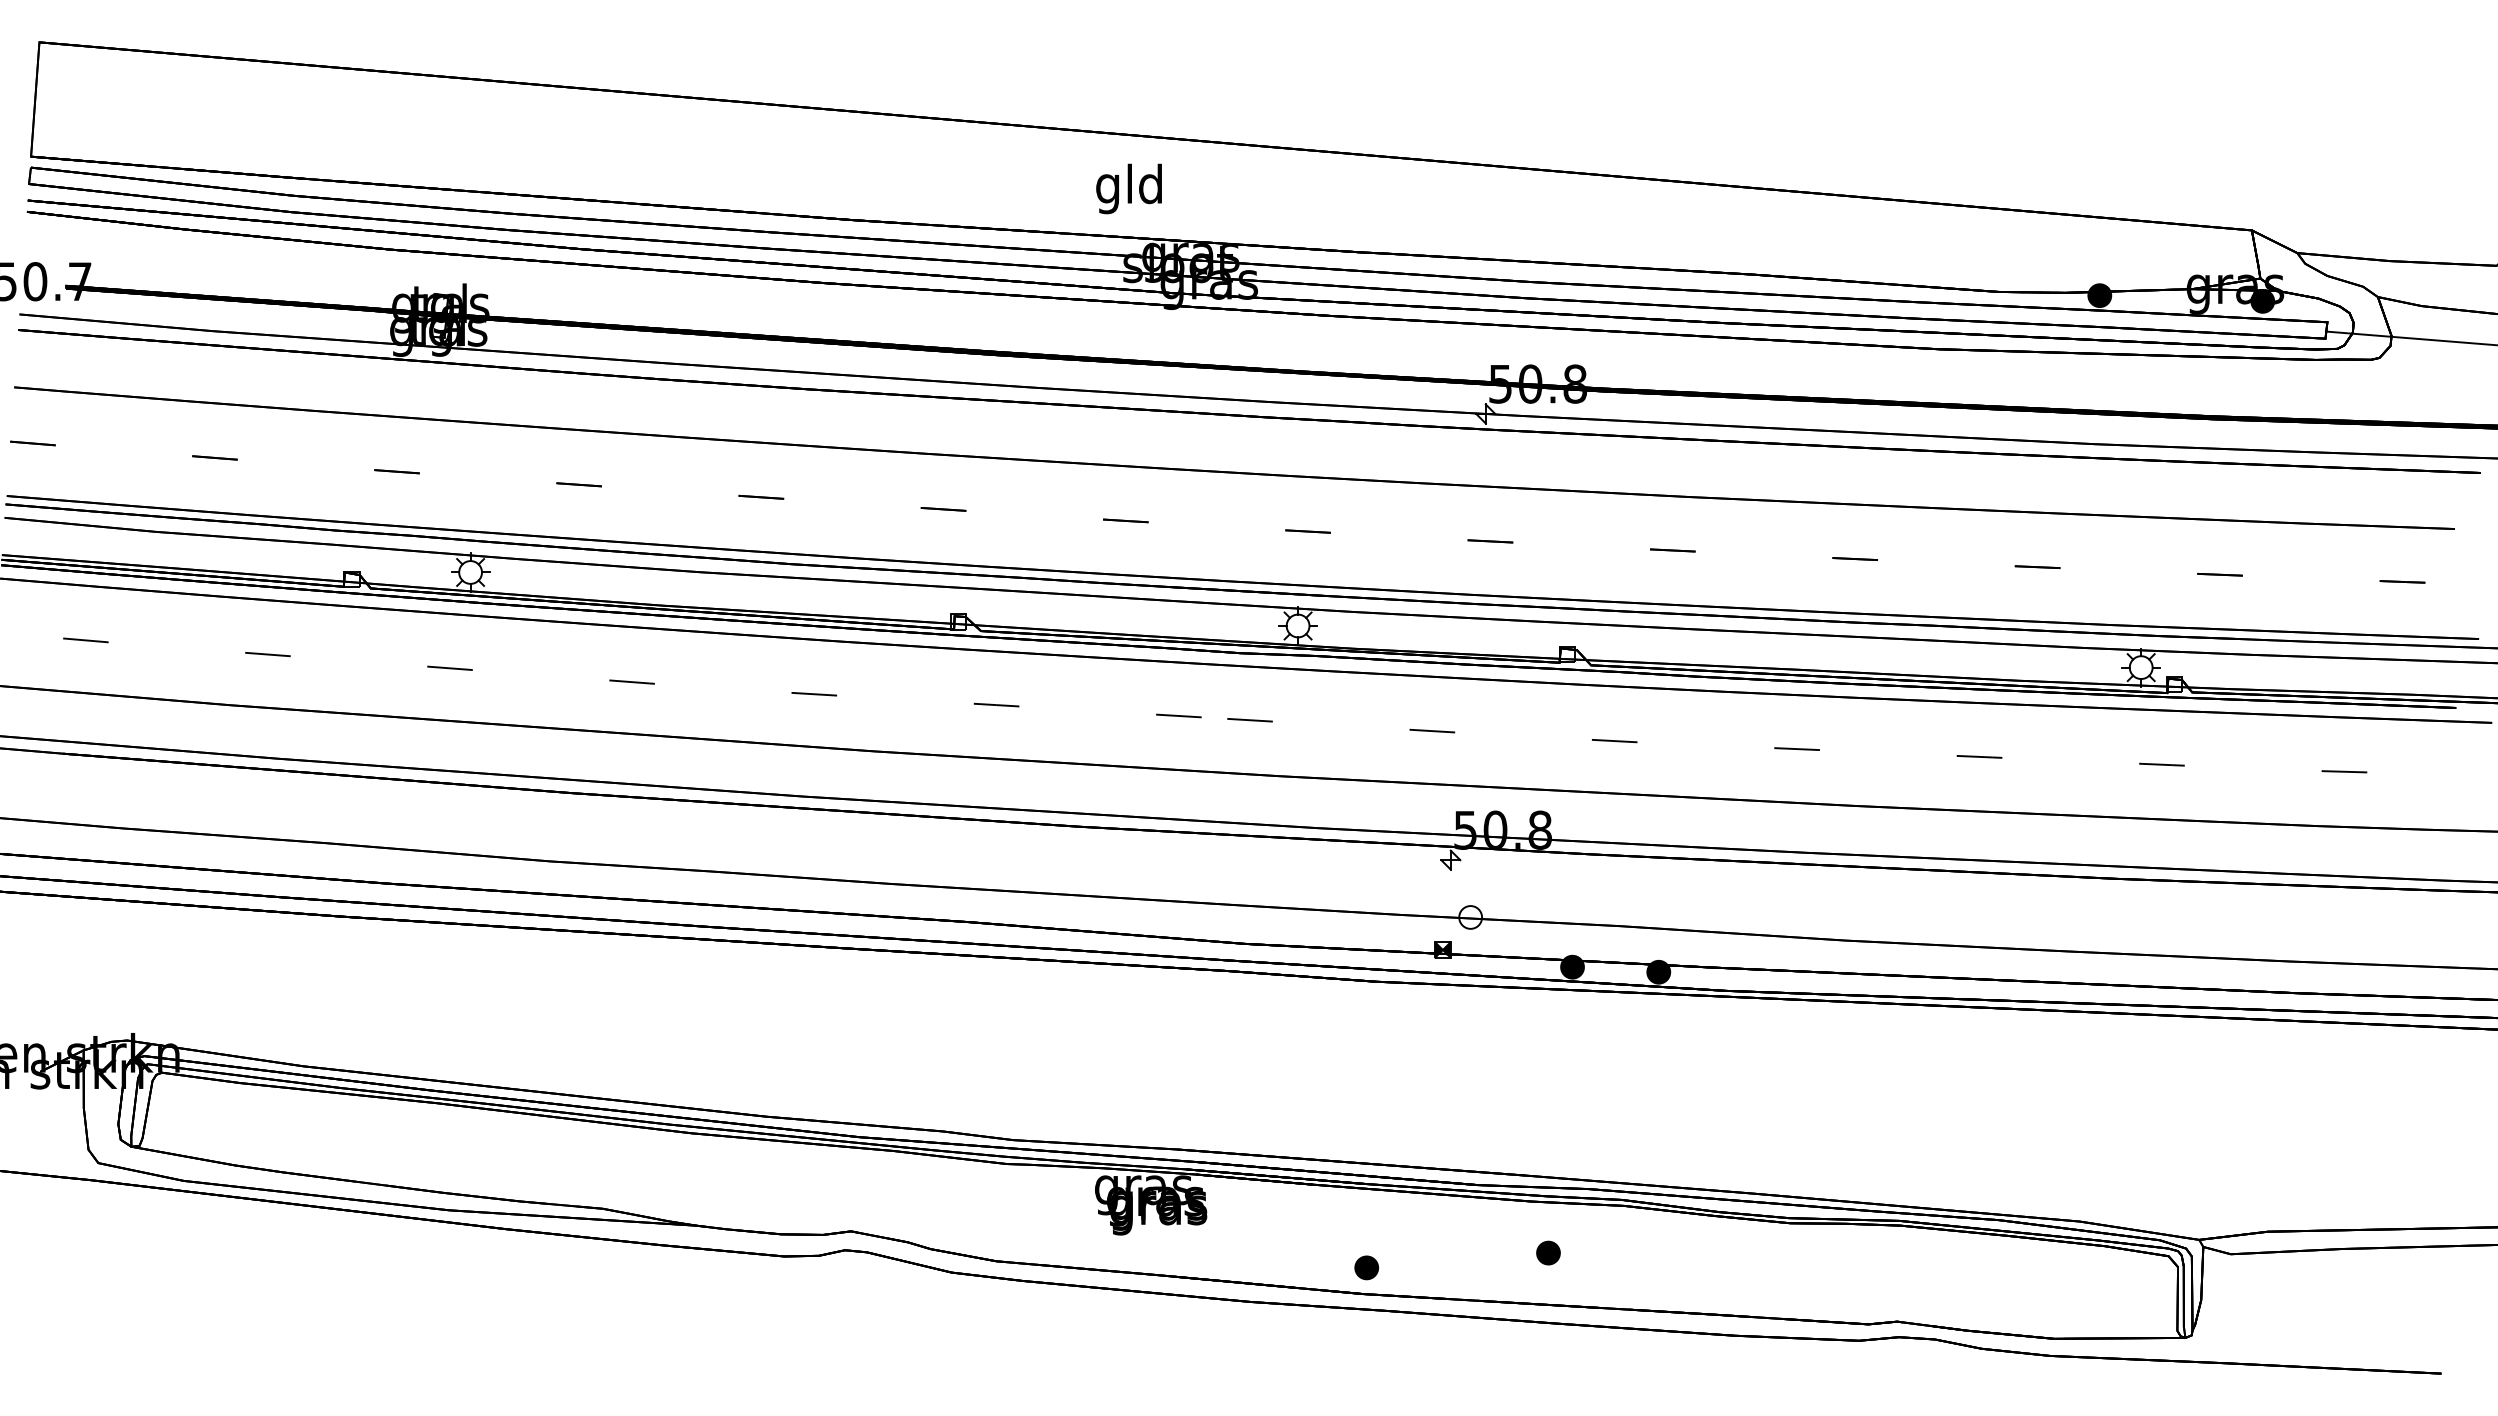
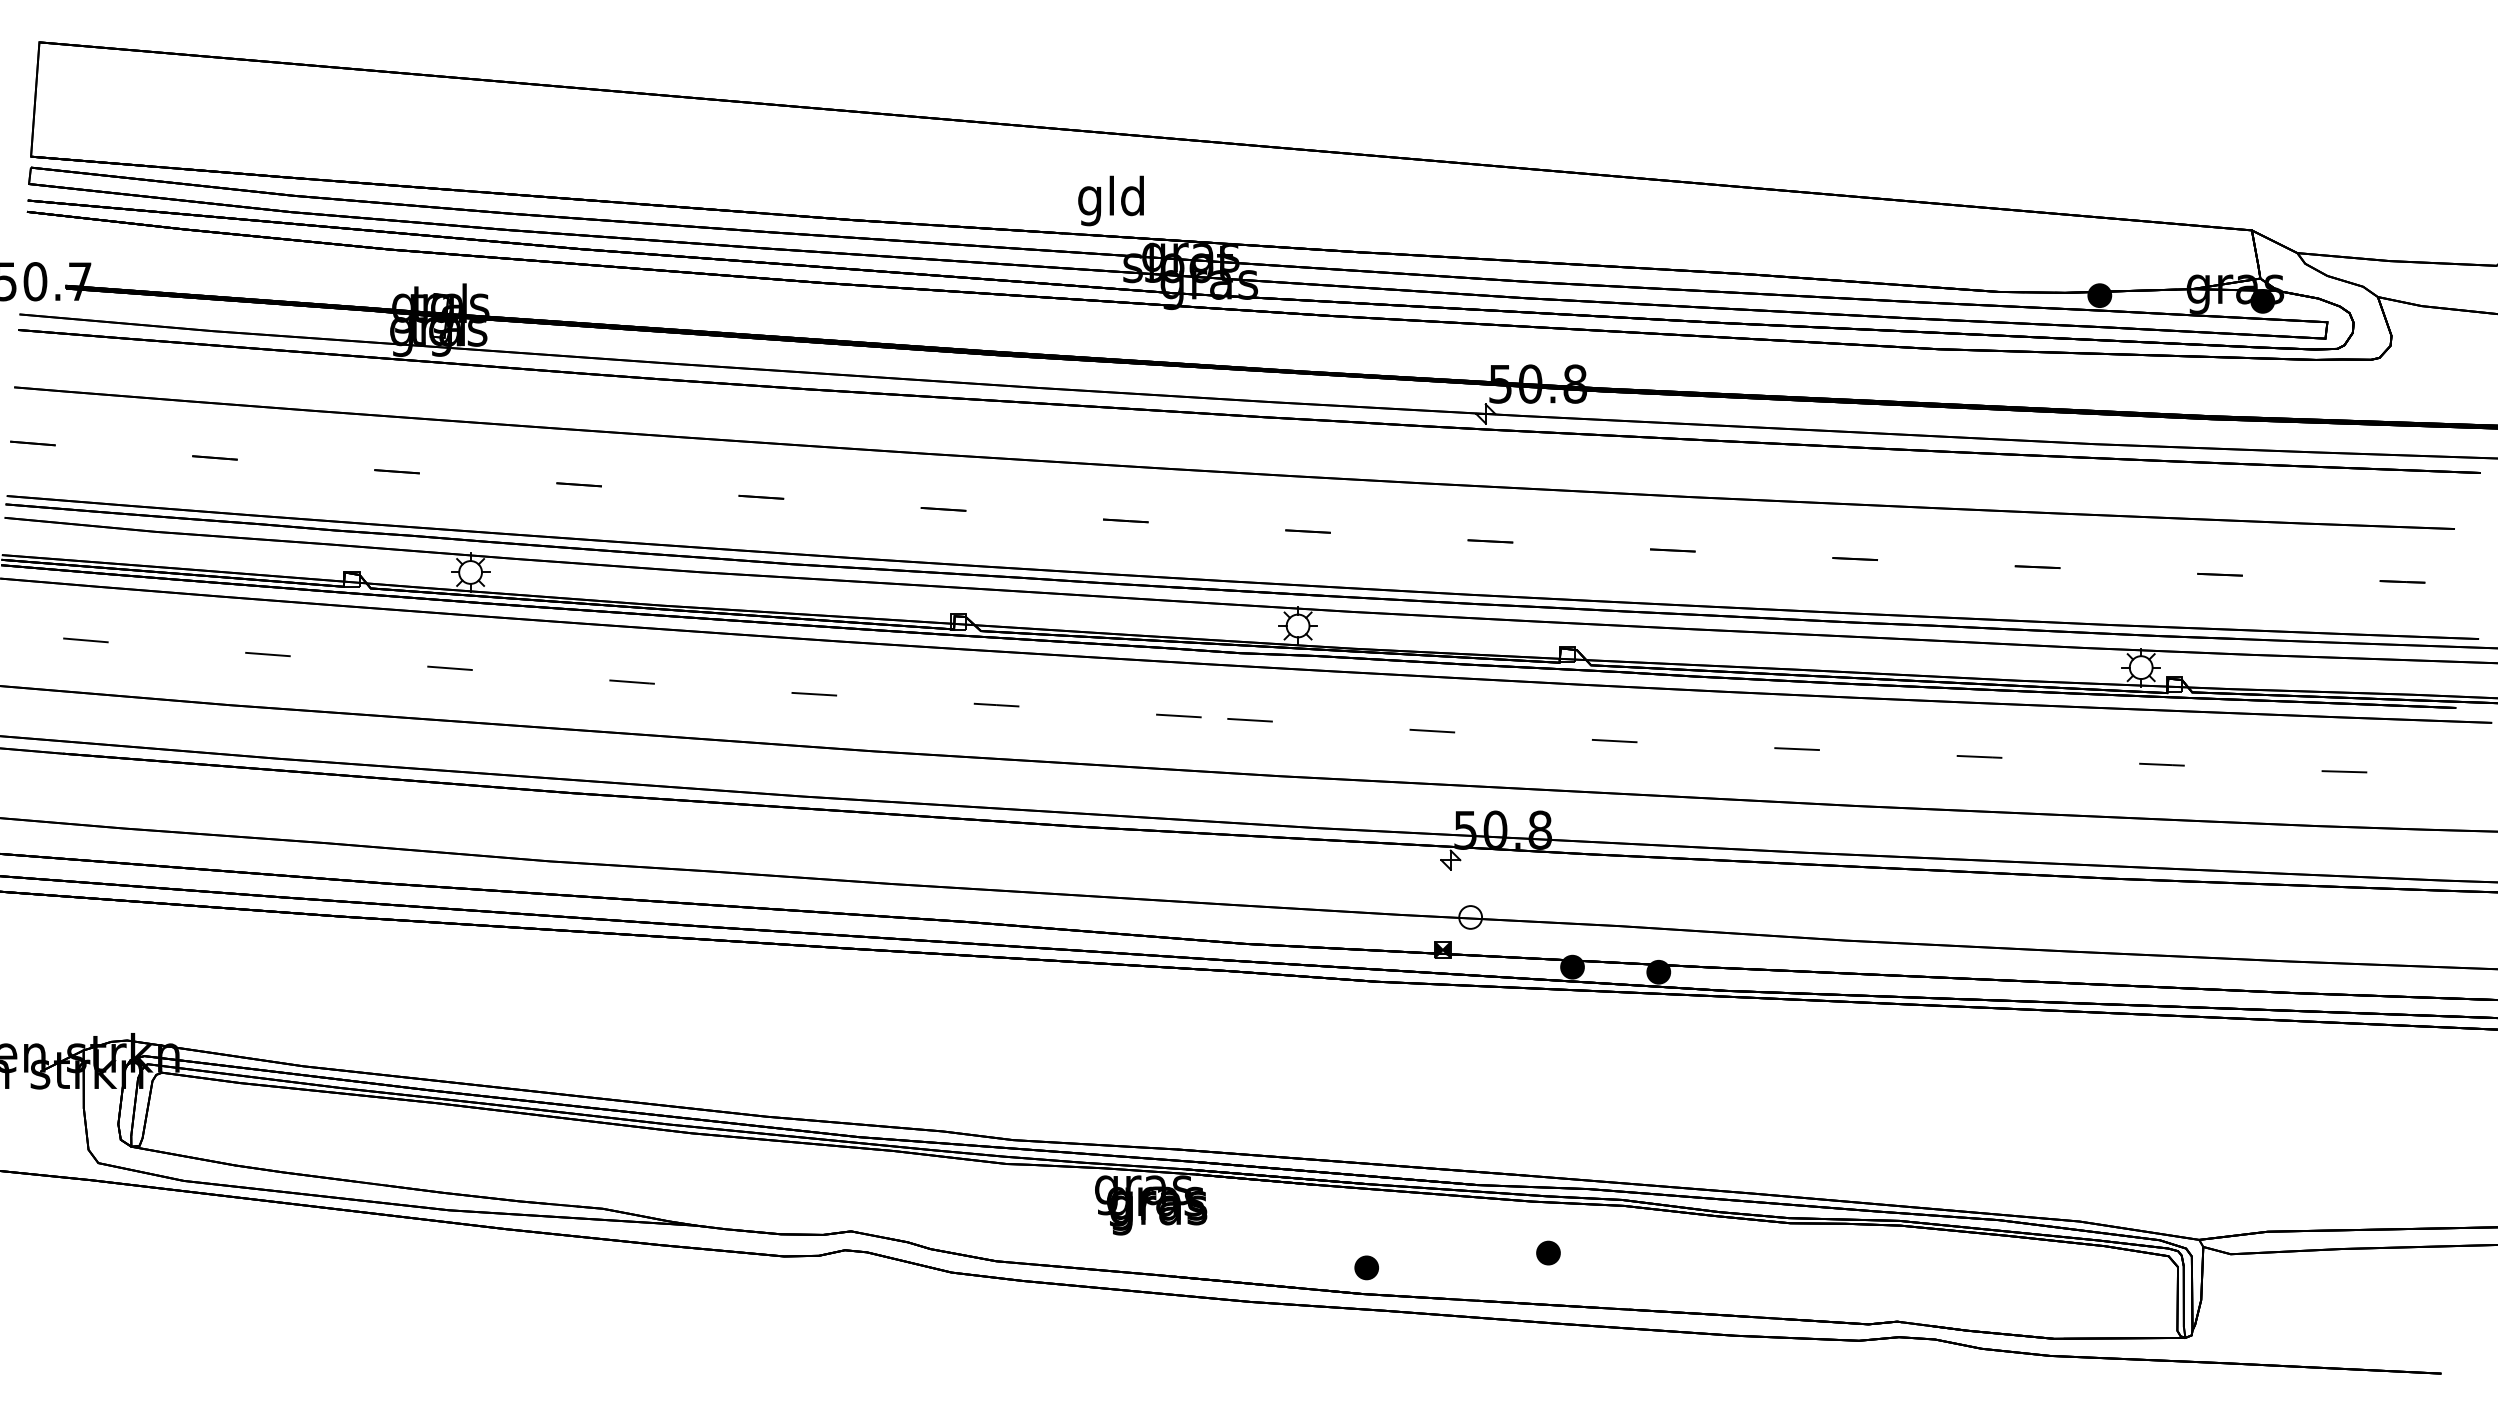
text position: (1128, 188) -> (1110, 200) (1110, 200)
line: present -> none (2410, 338)
